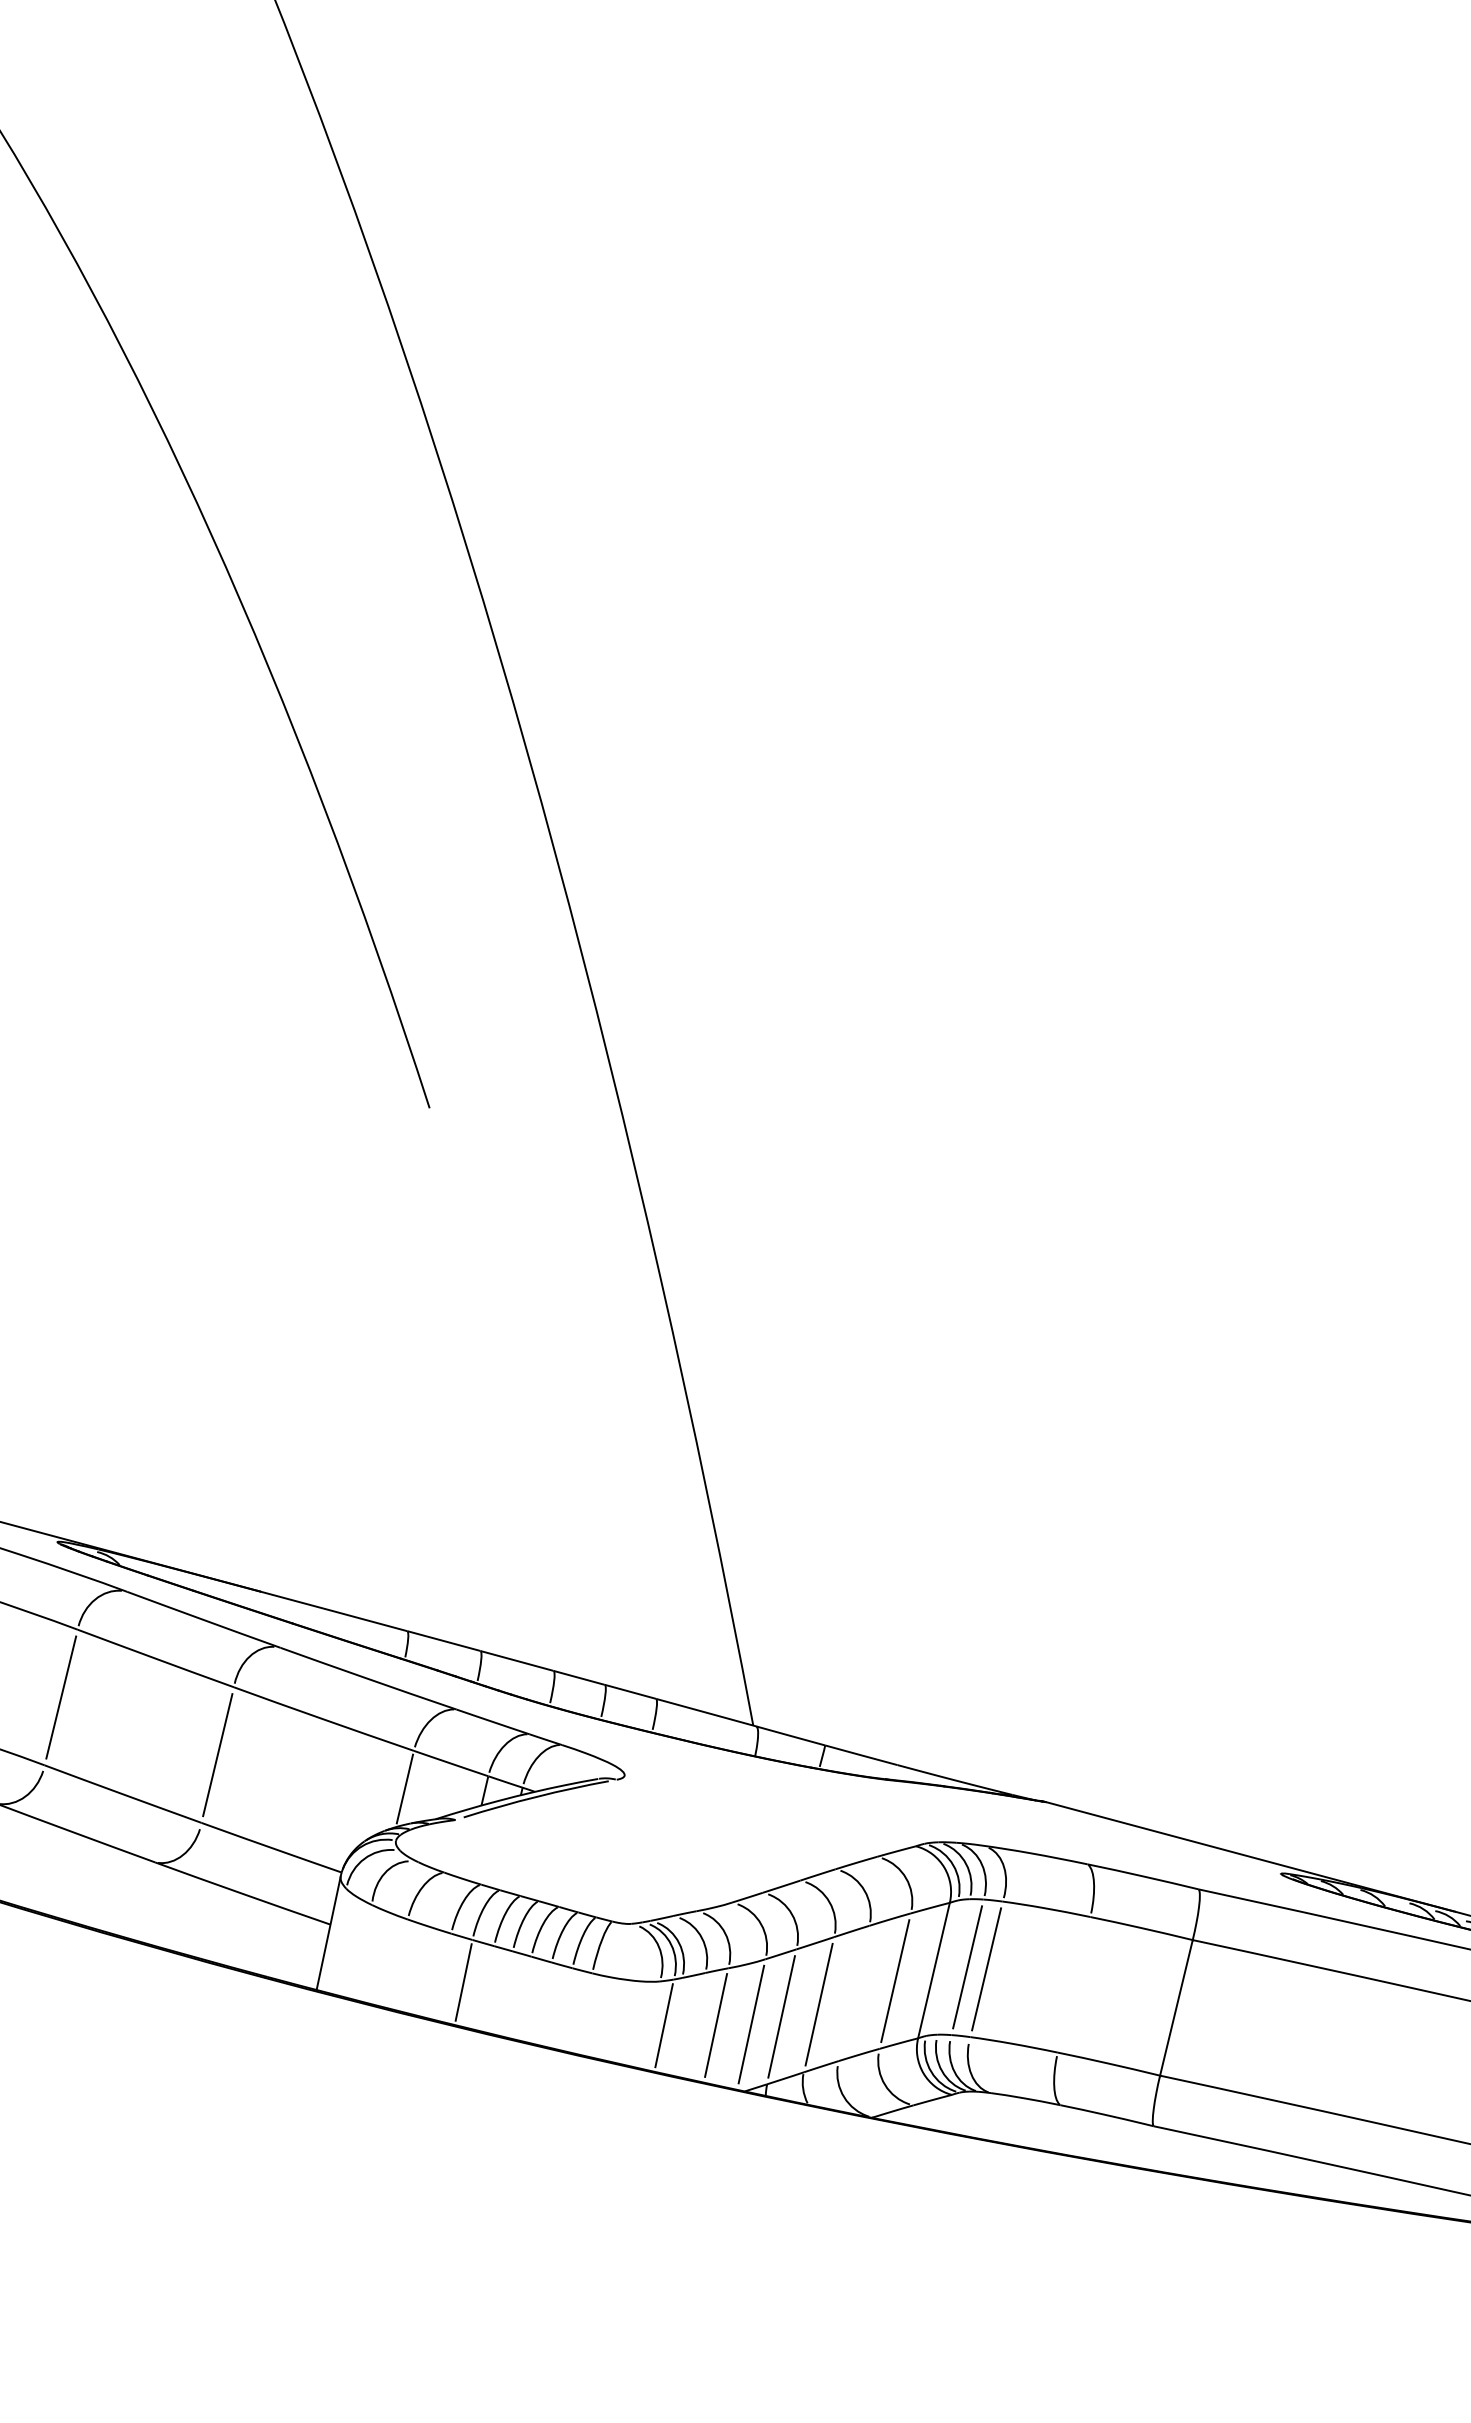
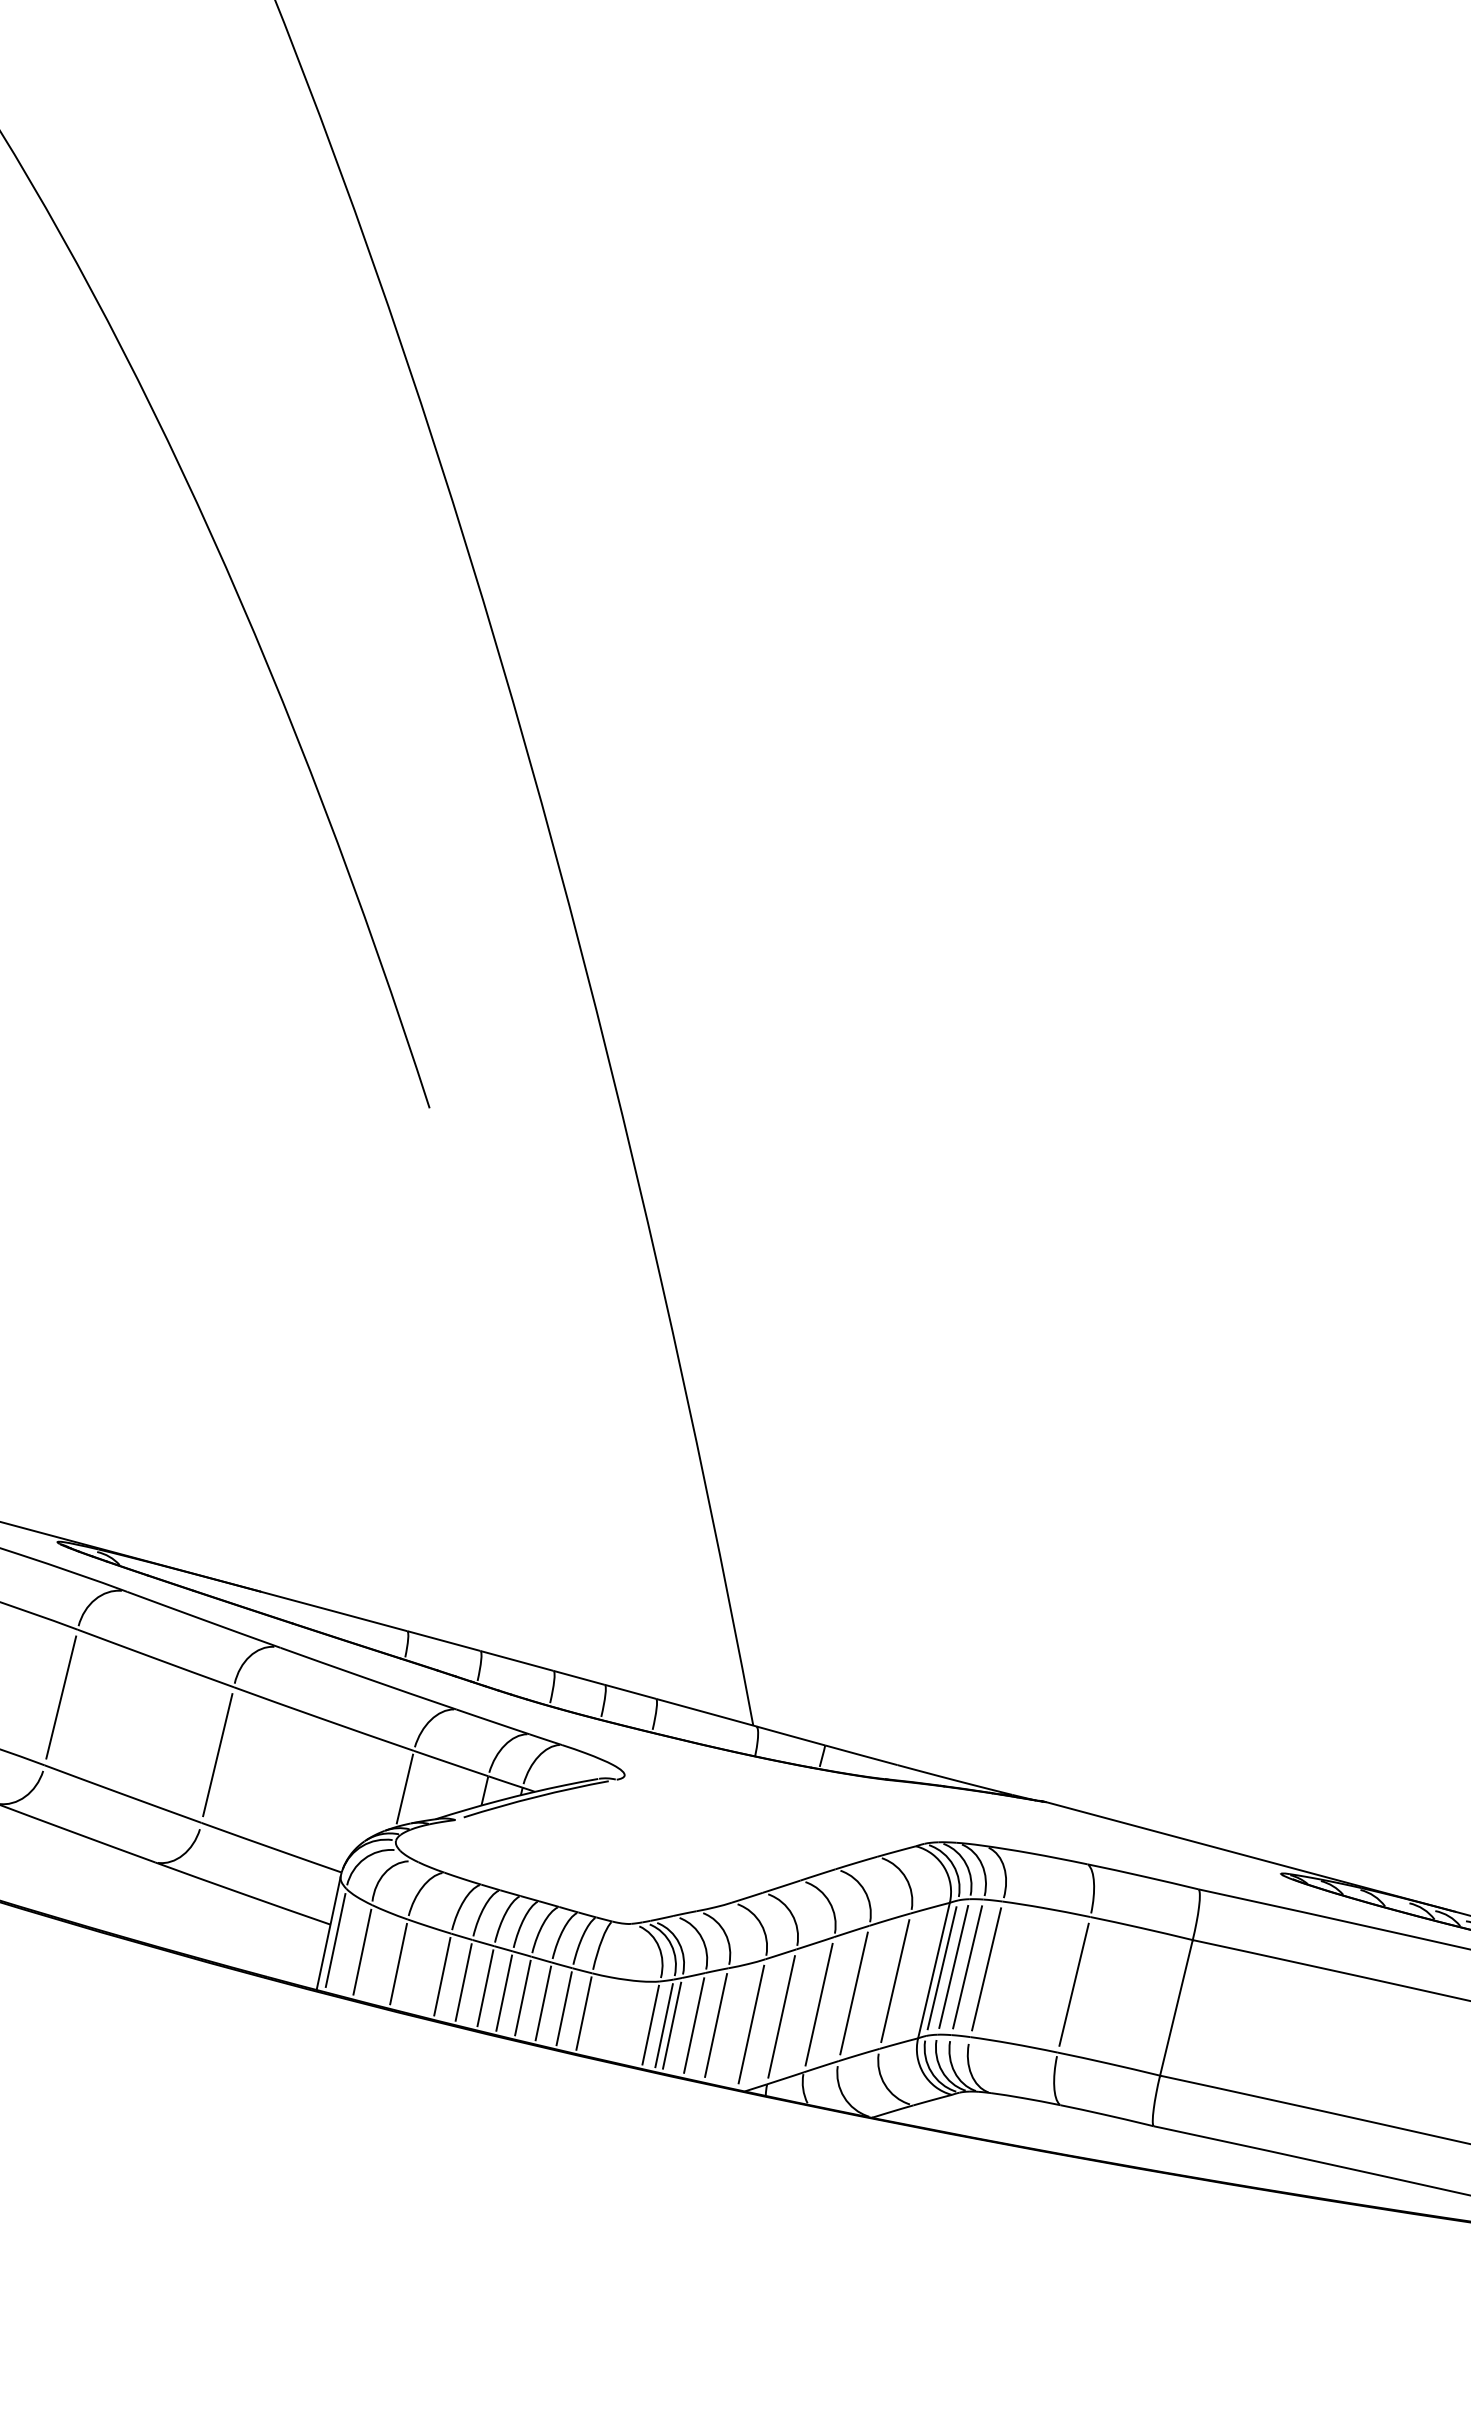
line: none -> present (335, 1940)
line: none -> present (362, 1951)
line: none -> present (398, 1963)
line: none -> present (953, 1966)
line: none -> present (941, 1968)
line: none -> present (442, 1976)
line: none -> present (1073, 1984)
line: none -> present (485, 1988)
line: none -> present (504, 1992)
line: none -> present (853, 1993)
line: none -> present (522, 1997)
line: none -> present (543, 2003)
line: none -> present (563, 2008)
line: none -> present (583, 2013)
line: none -> present (650, 2024)
line: none -> present (672, 2025)
line: none -> present (694, 2025)
